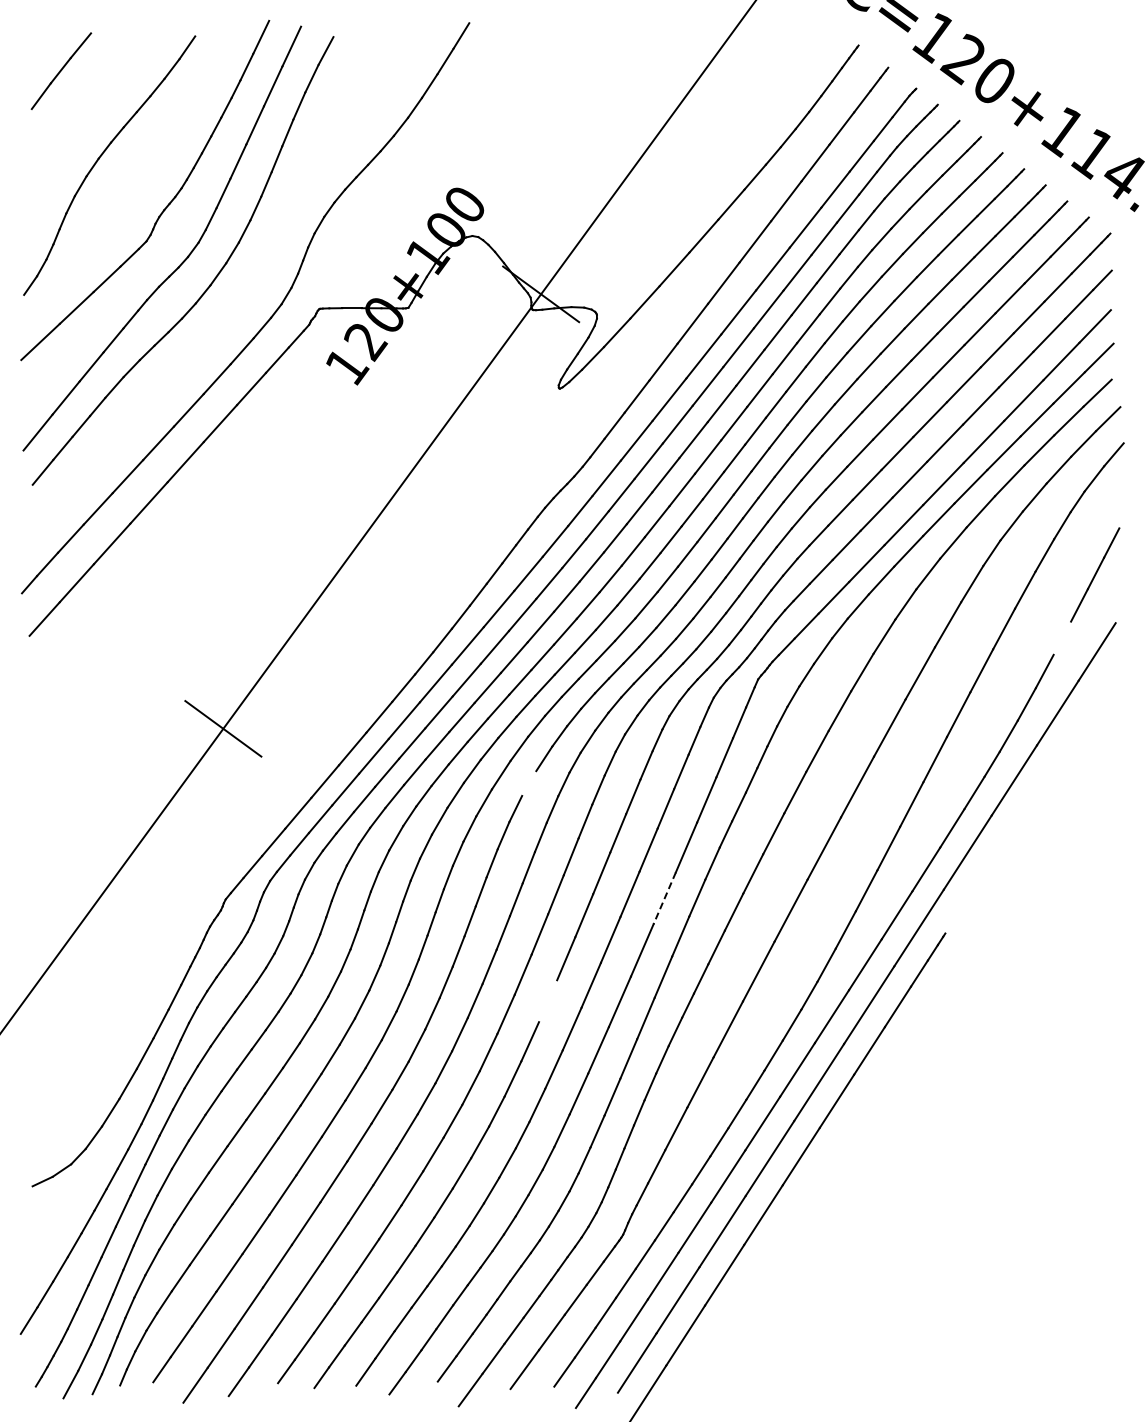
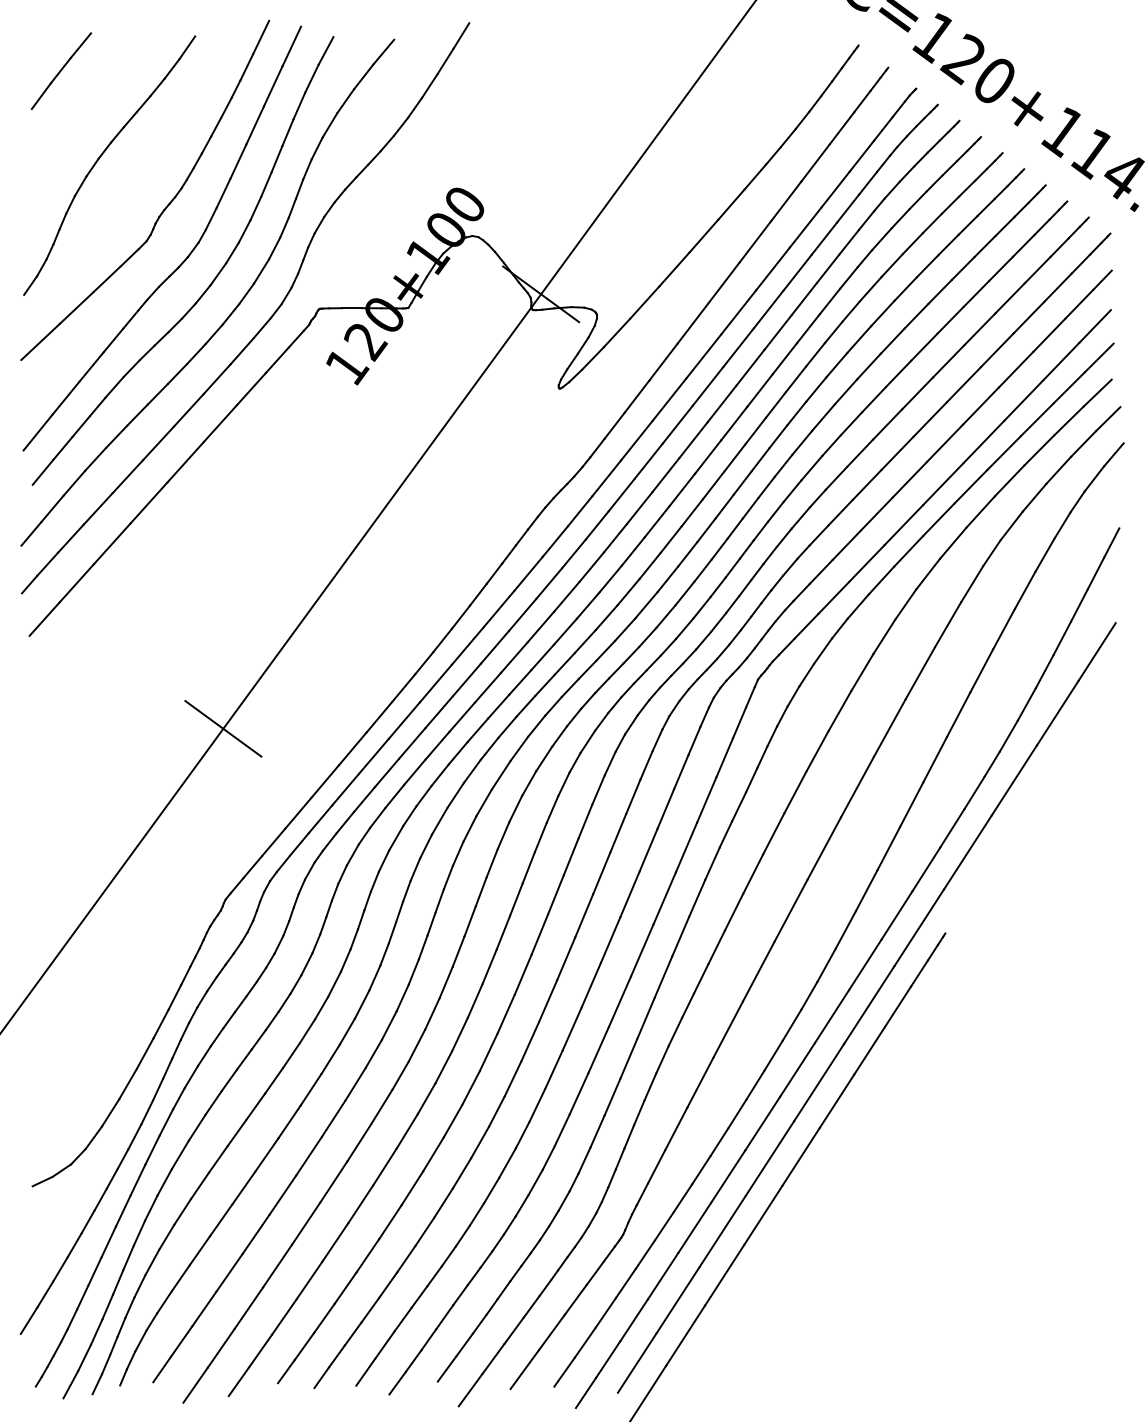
part: none -> present (232, 310)
line: none -> present (1062, 637)
line: none -> present (529, 783)
line: dashed -> solid (664, 898)
line: none -> present (548, 1001)
